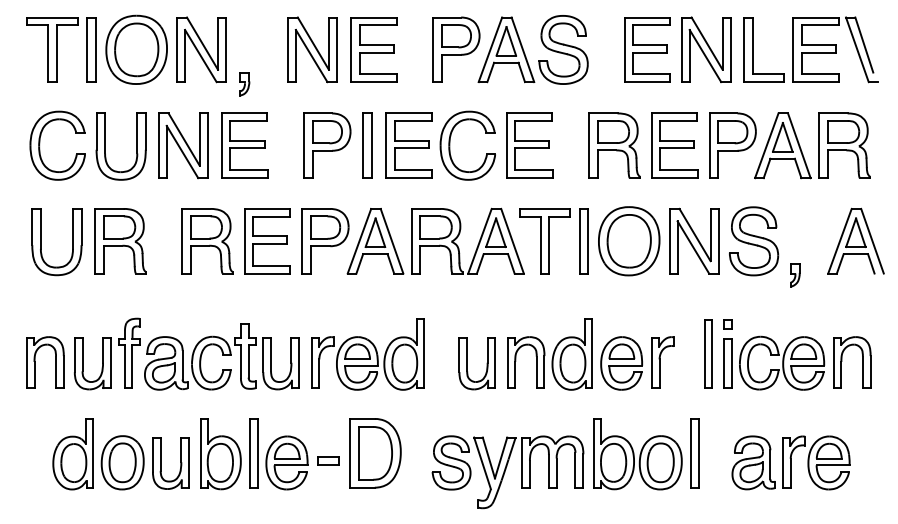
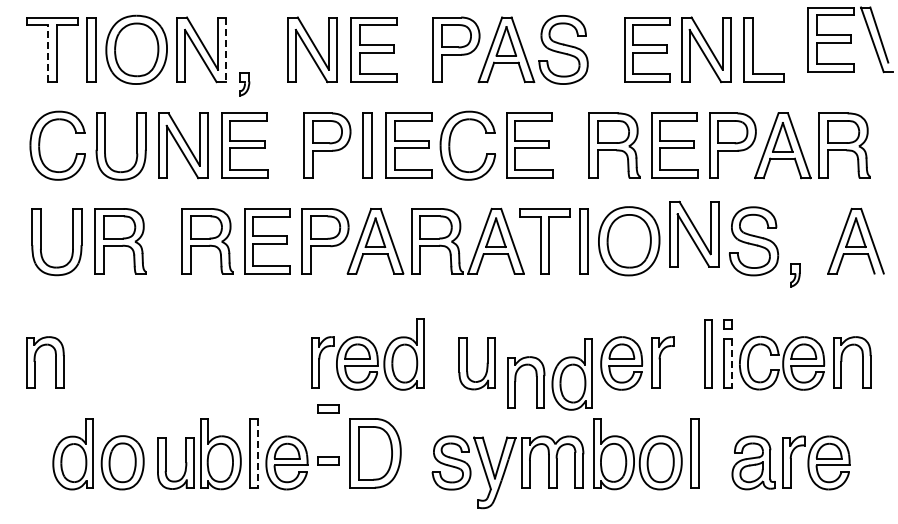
part position: (835, 49) -> (850, 39) (850, 39)
line: solid -> dashed (226, 50)
line: solid -> dashed (48, 53)
part position: (694, 240) -> (694, 233) (694, 233)
part: present -> none (186, 353)
part position: (549, 354) -> (549, 374) (549, 374)
line: solid -> dashed (731, 363)
part: none -> present (328, 408)
line: solid -> dashed (257, 453)
part position: (161, 463) -> (166, 463) (166, 463)
